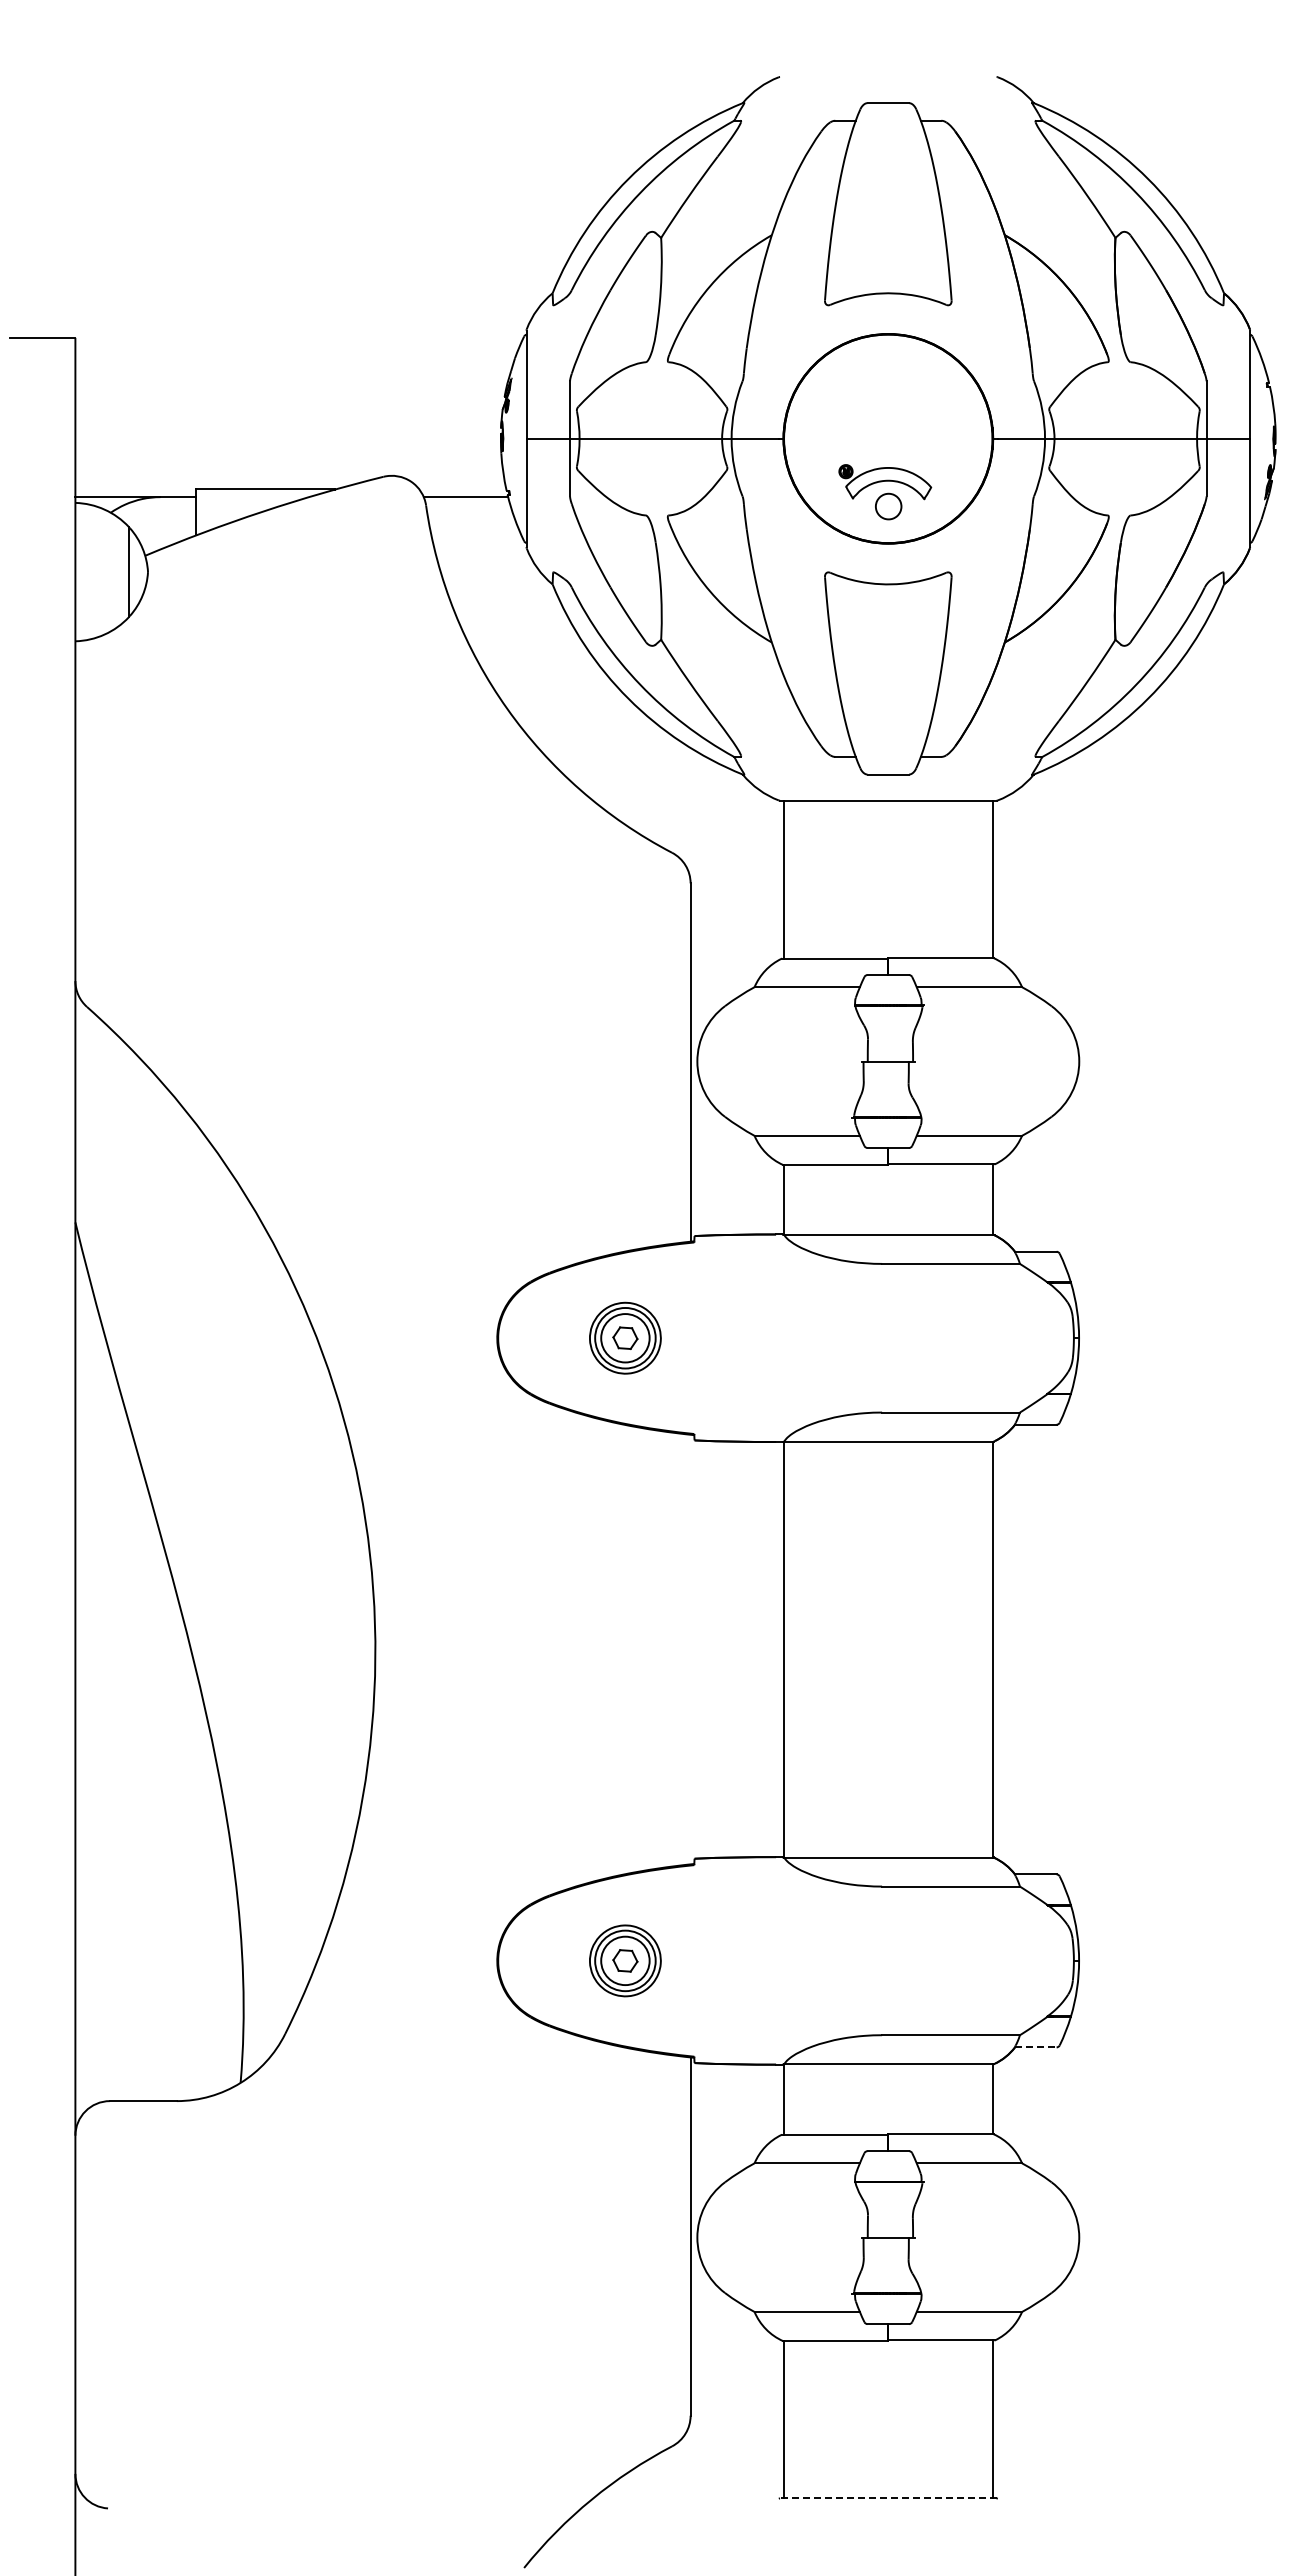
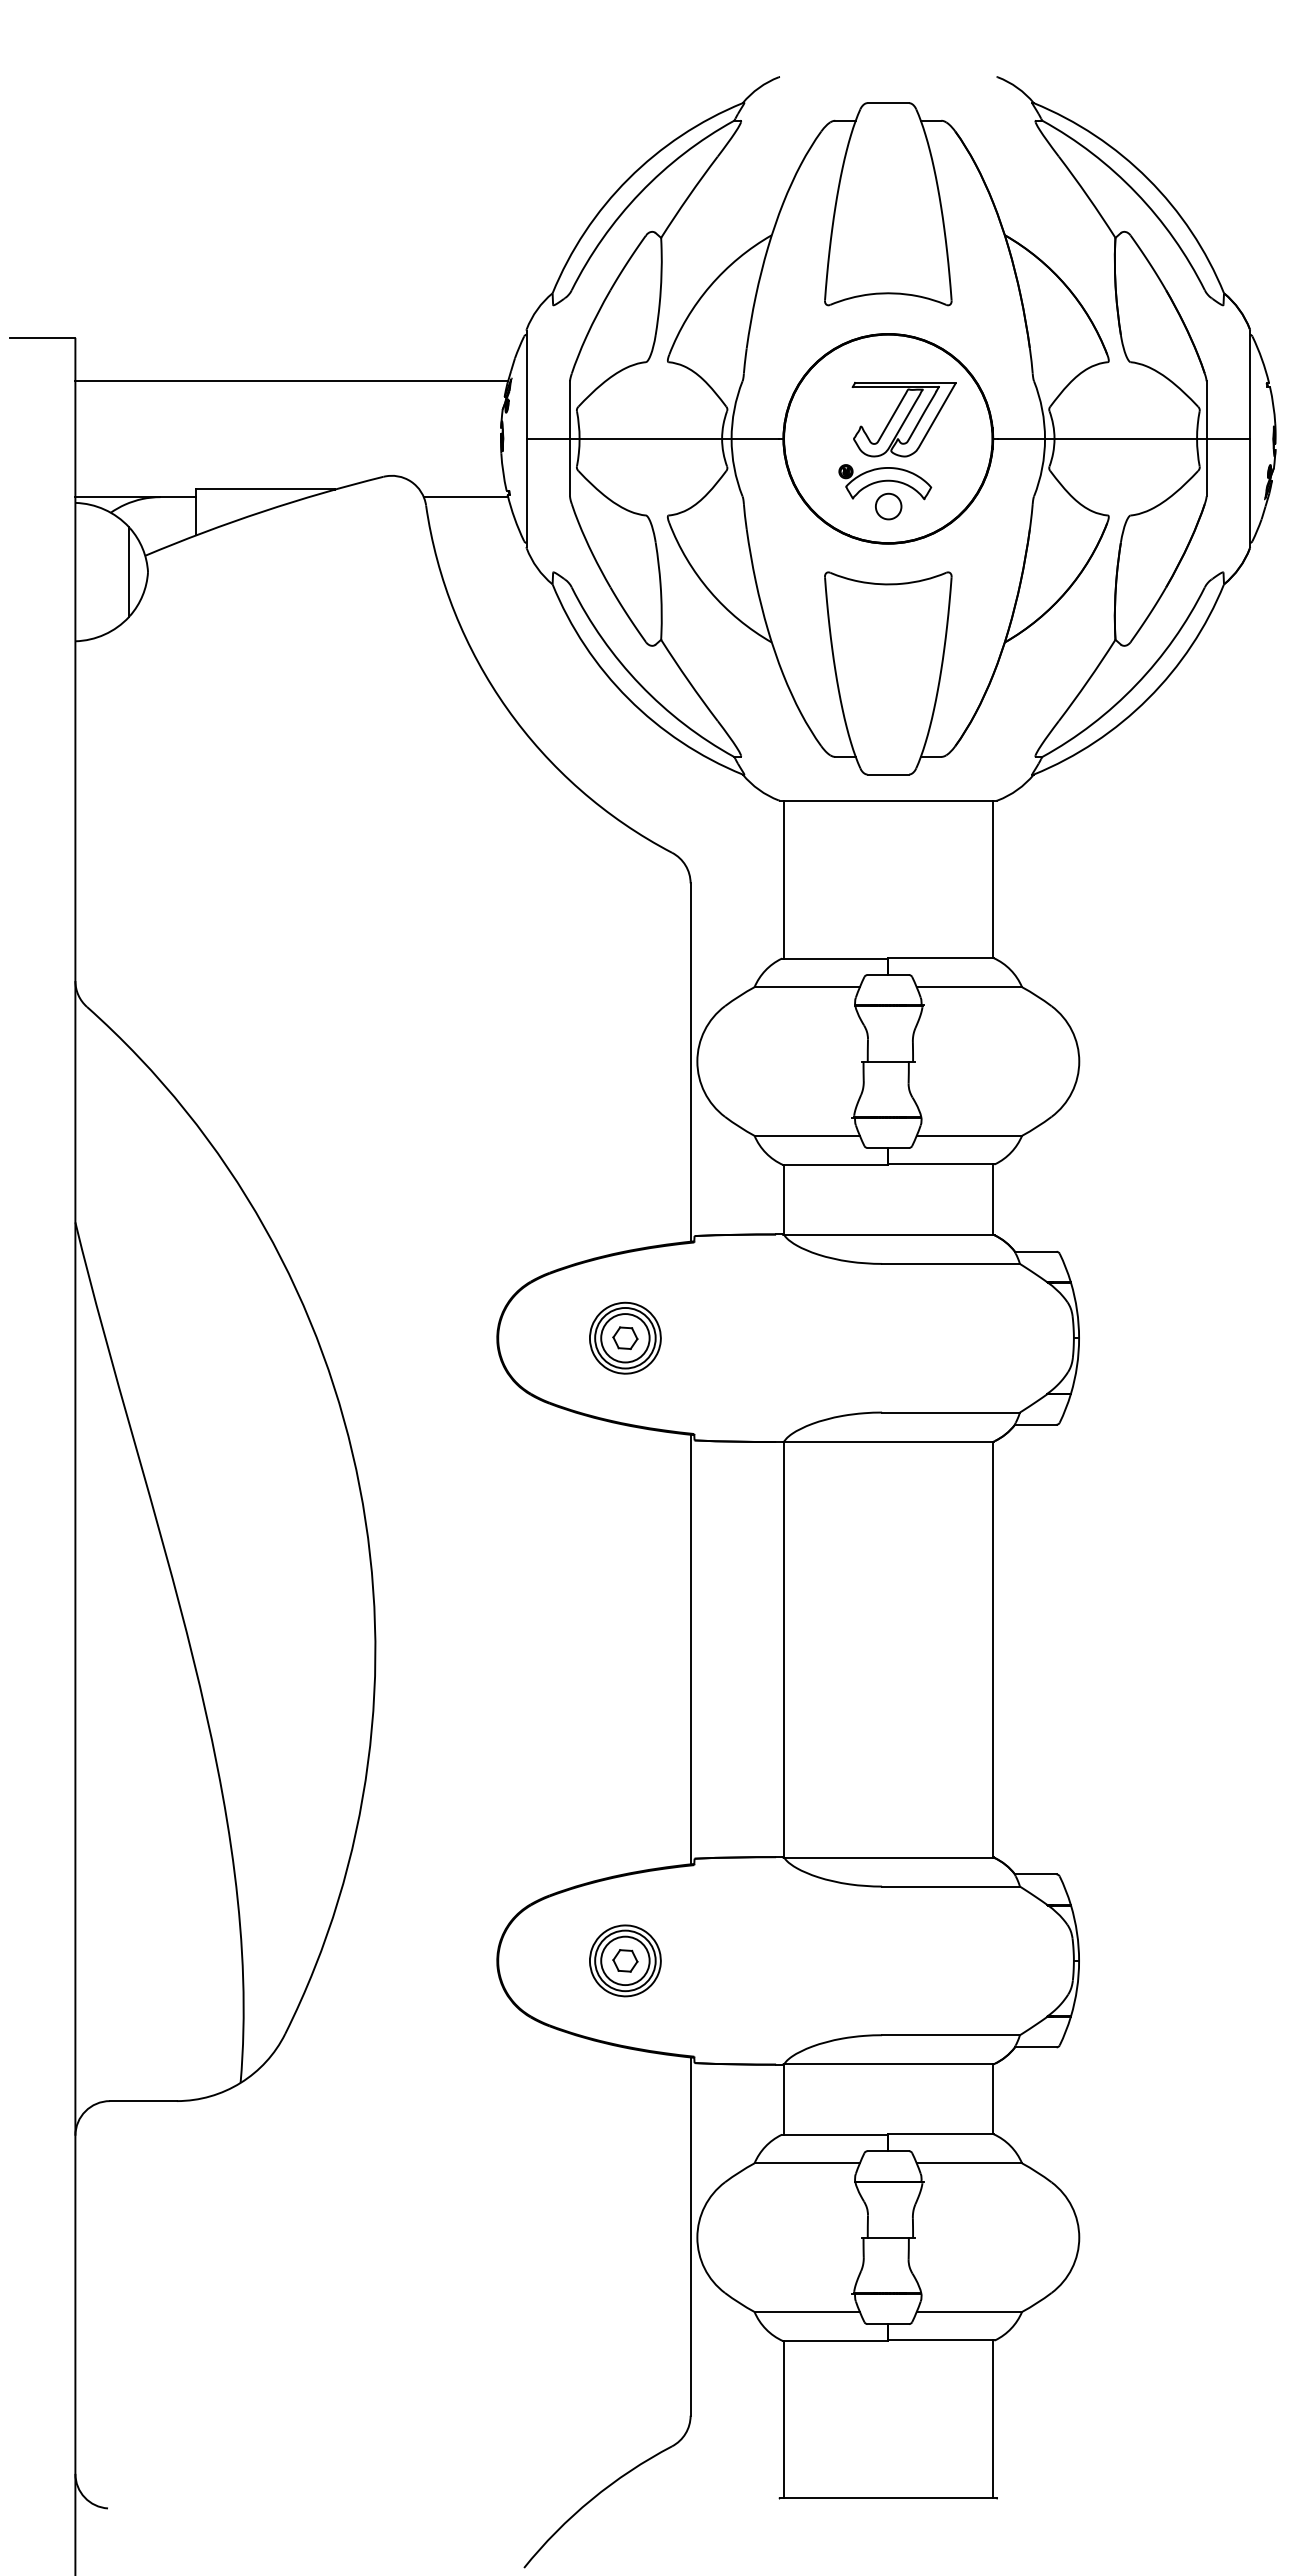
line: none -> present (291, 380)
part: none -> present (903, 419)
line: none -> present (690, 1649)
line: dashed -> solid (1035, 2047)
line: dashed -> solid (887, 2498)
